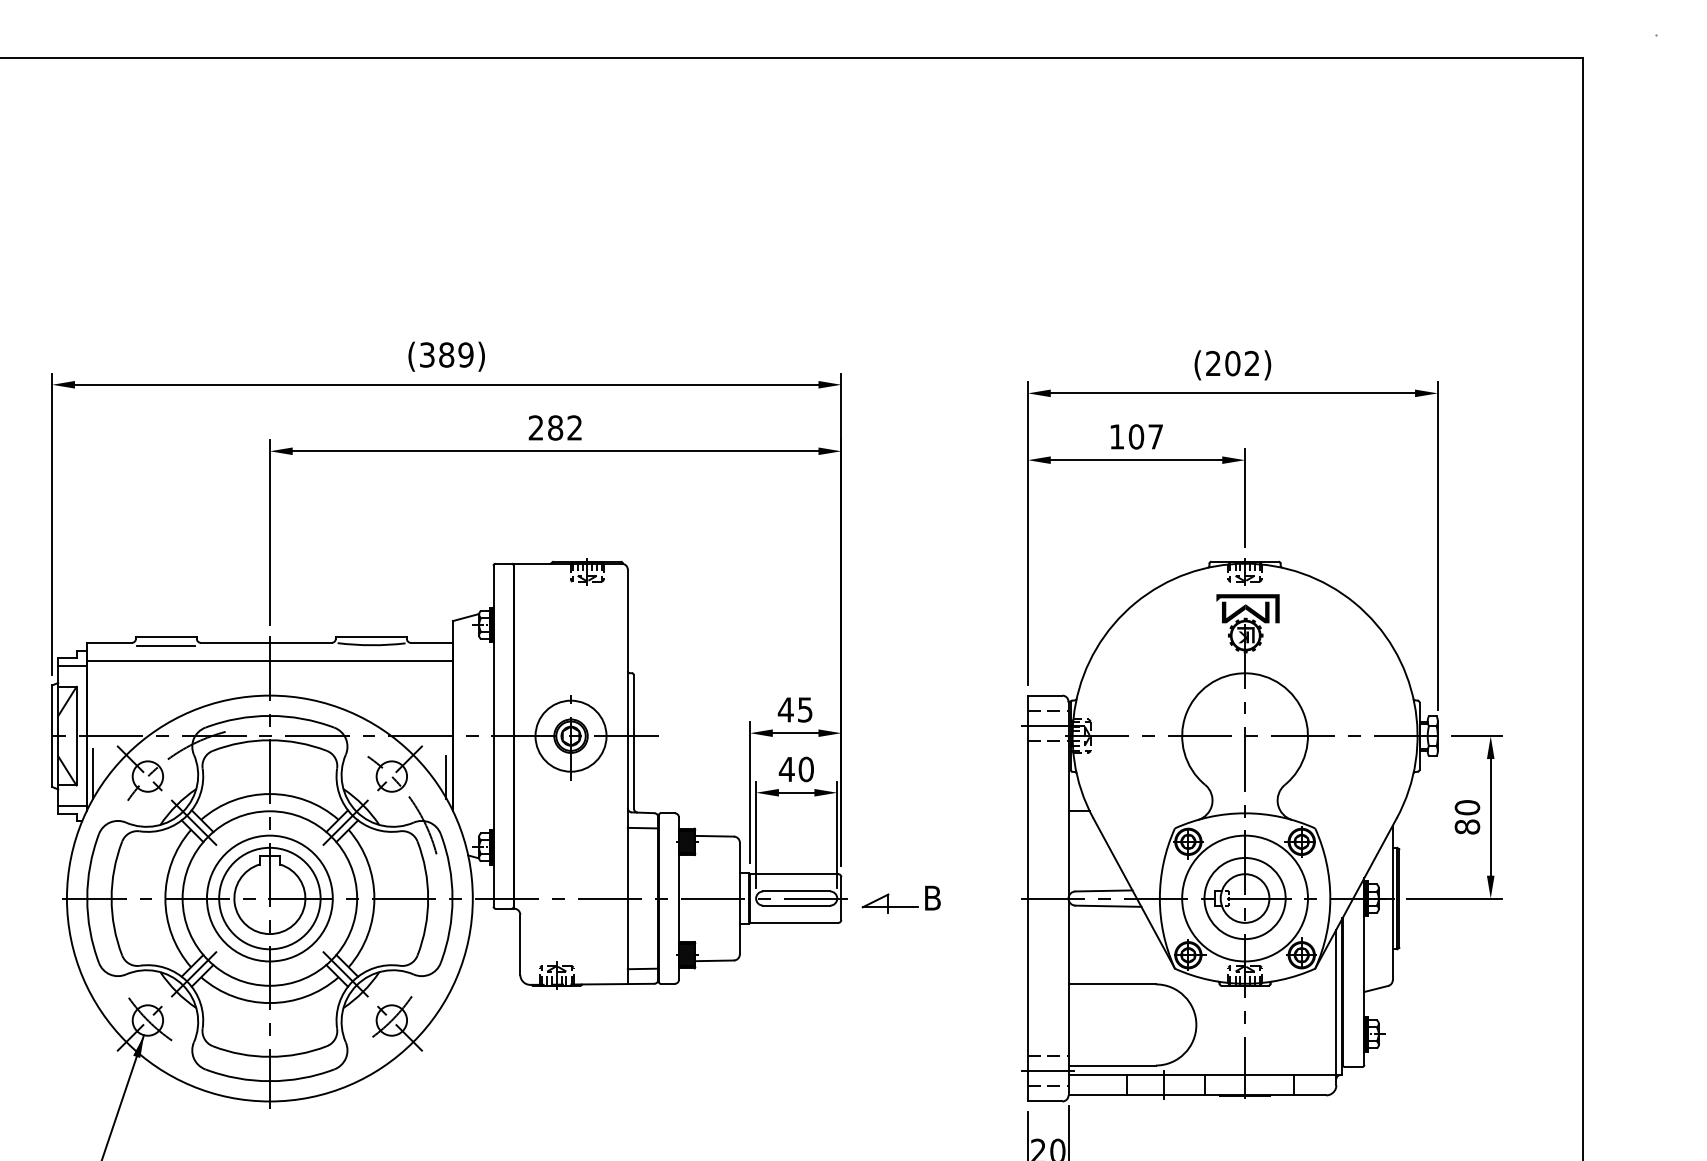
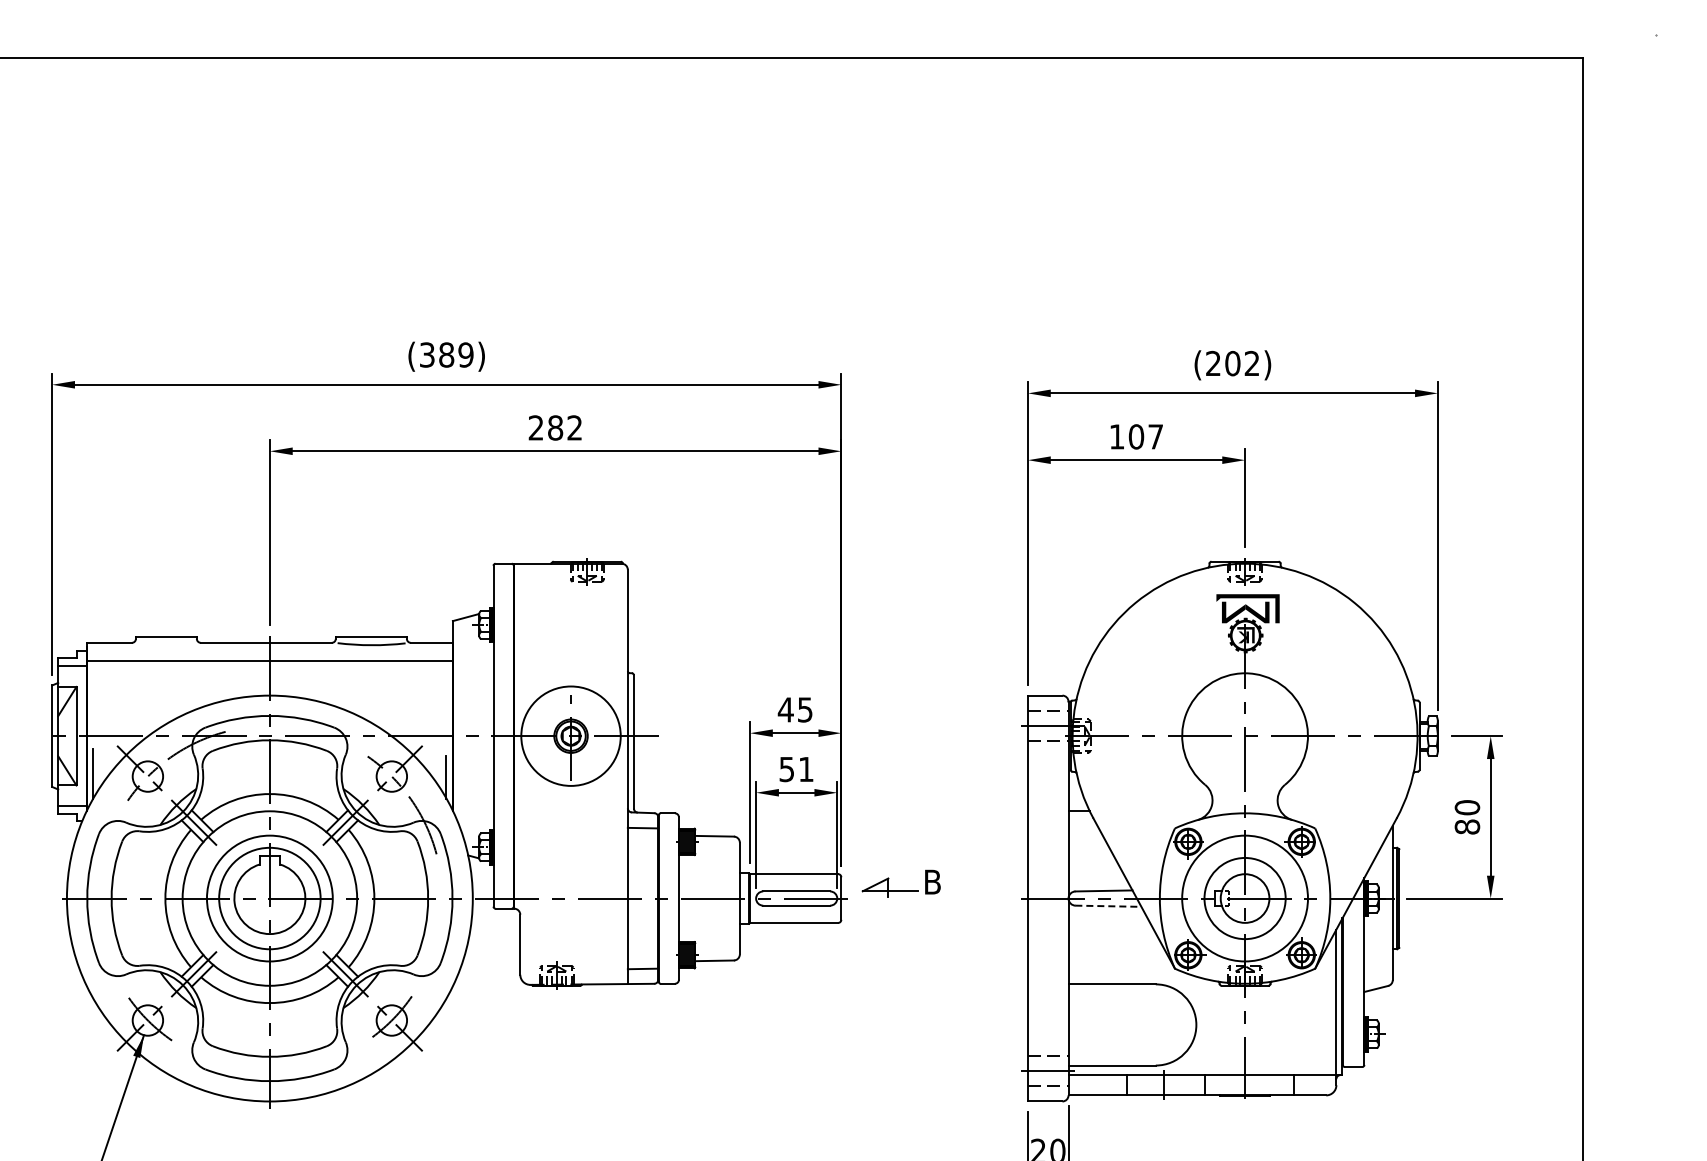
line: present -> none (166, 646)
circle diameter: 71 px -> 99 px (570, 735)
text: 40 -> 51 (795, 769)
part position: (900, 906) -> (900, 890) (900, 890)
line: solid -> dashed (1108, 906)
